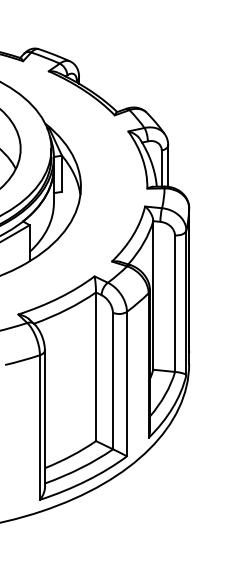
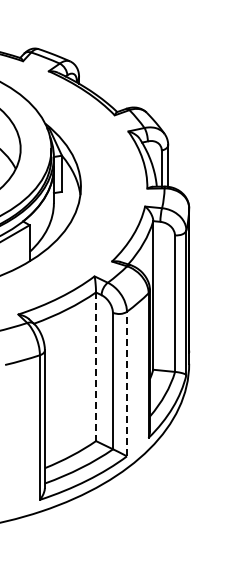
line: solid -> dashed (96, 367)
line: solid -> dashed (126, 383)
